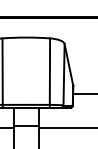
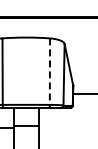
line: solid -> dashed (49, 72)
line: present -> none (66, 128)
